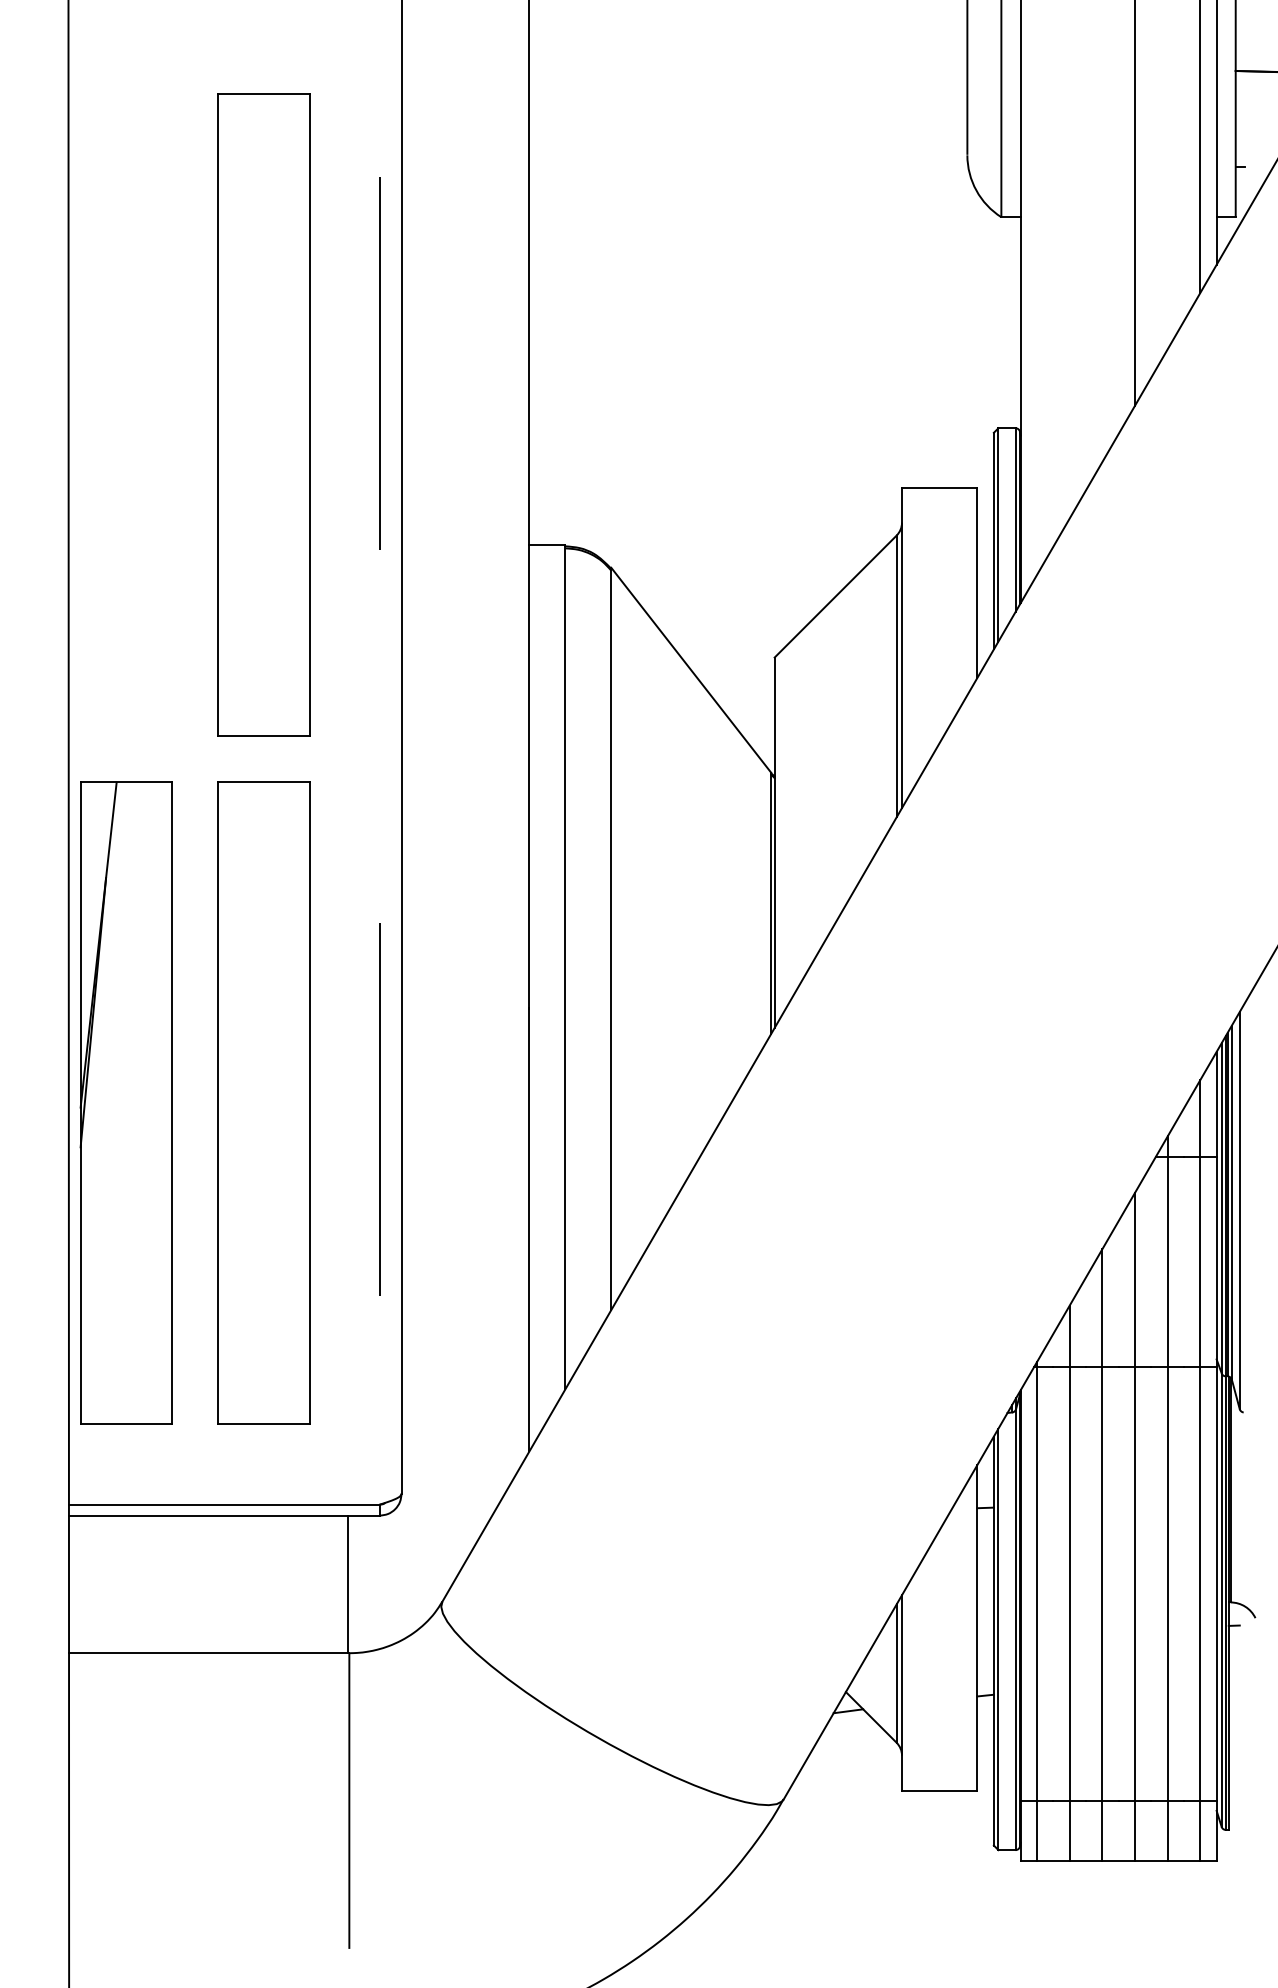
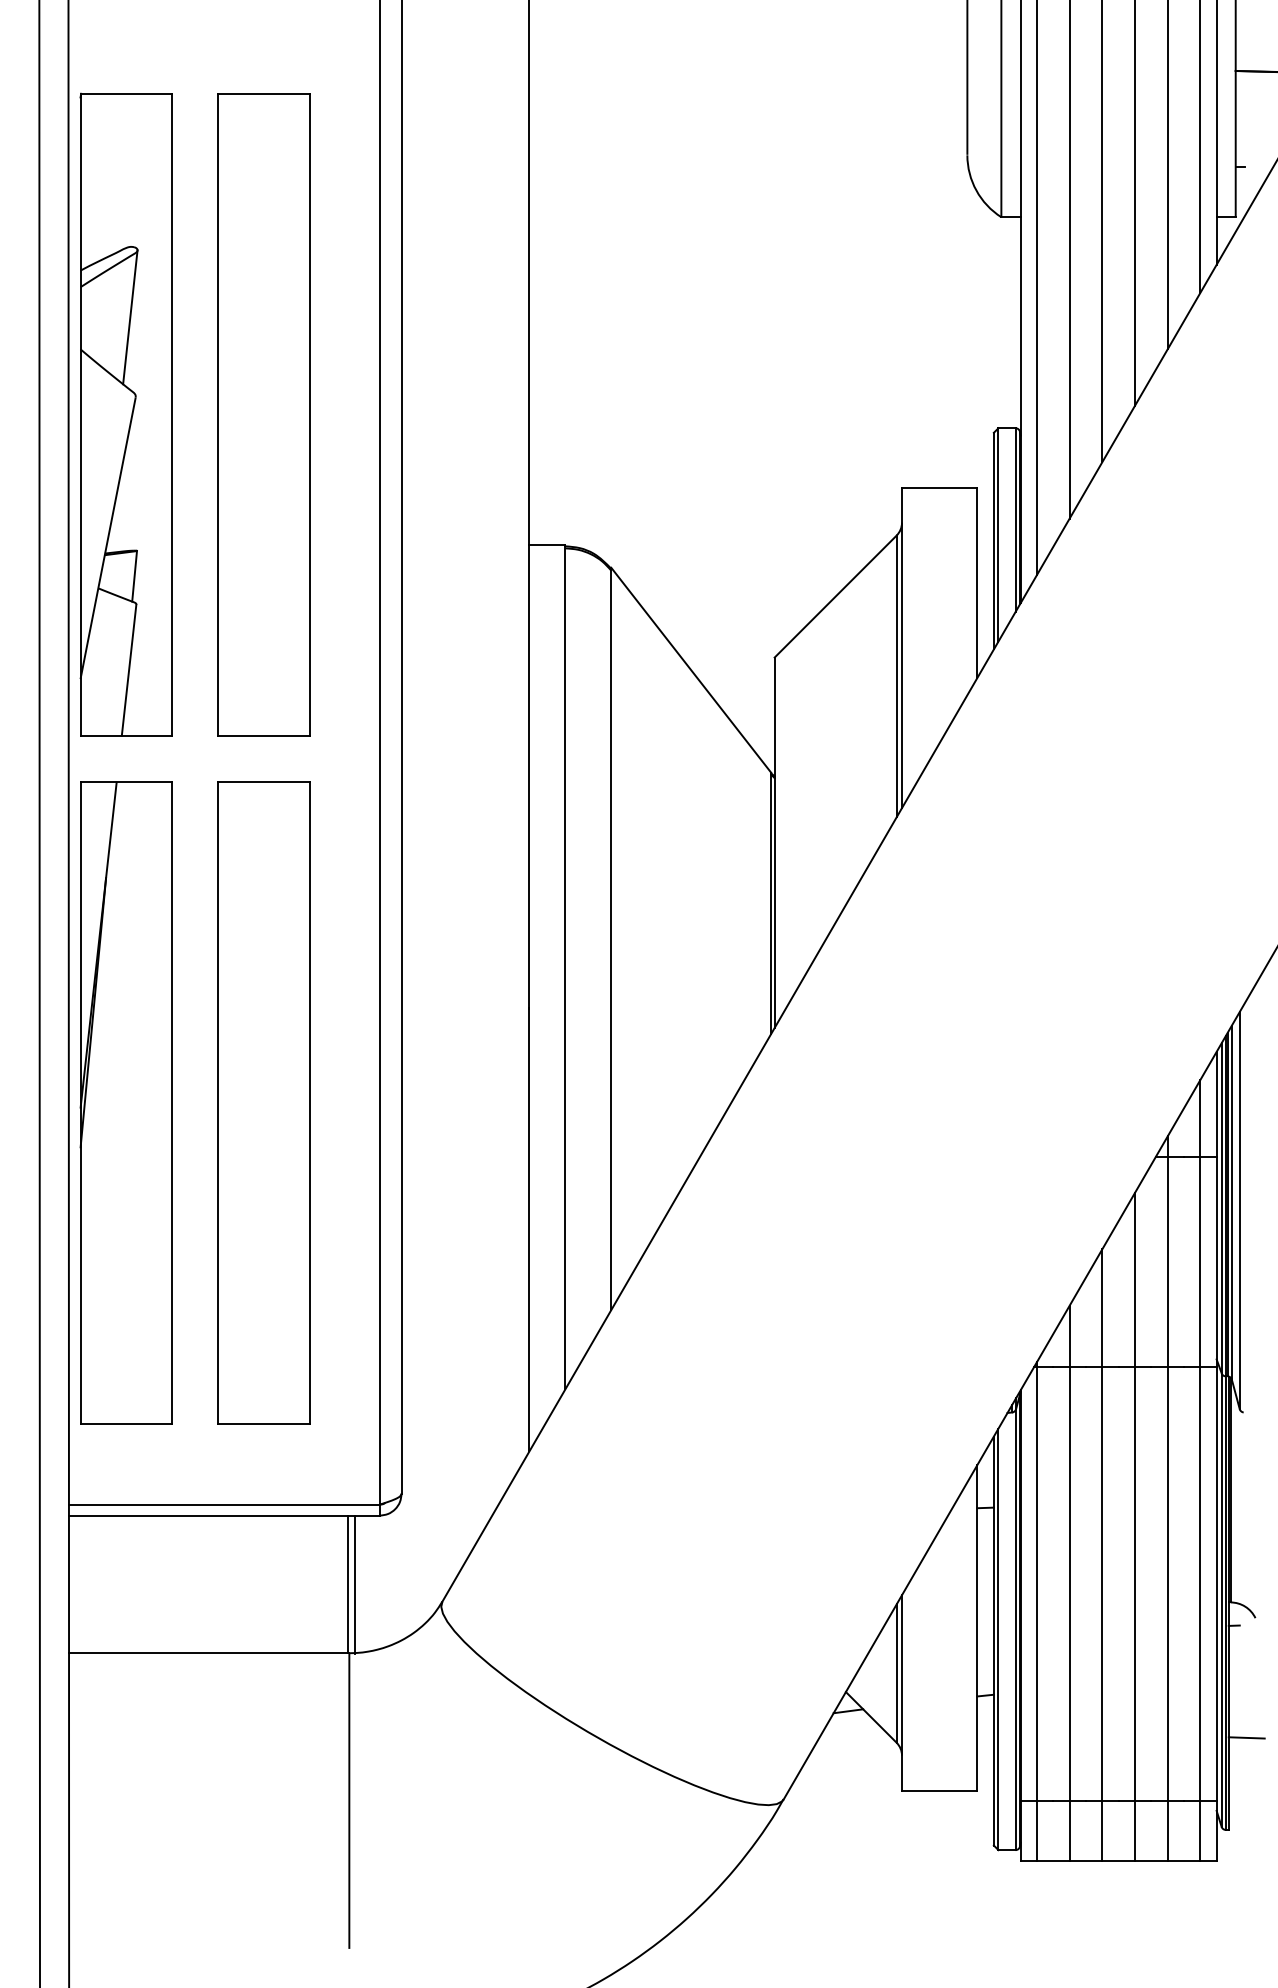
line: none -> present (1167, 175)
line: none -> present (1102, 232)
line: none -> present (1069, 260)
line: none -> present (1037, 288)
part: none -> present (125, 414)
line: dashed -> solid (379, 752)
line: none -> present (39, 993)
line: none -> present (354, 1584)
line: none -> present (1246, 1737)
